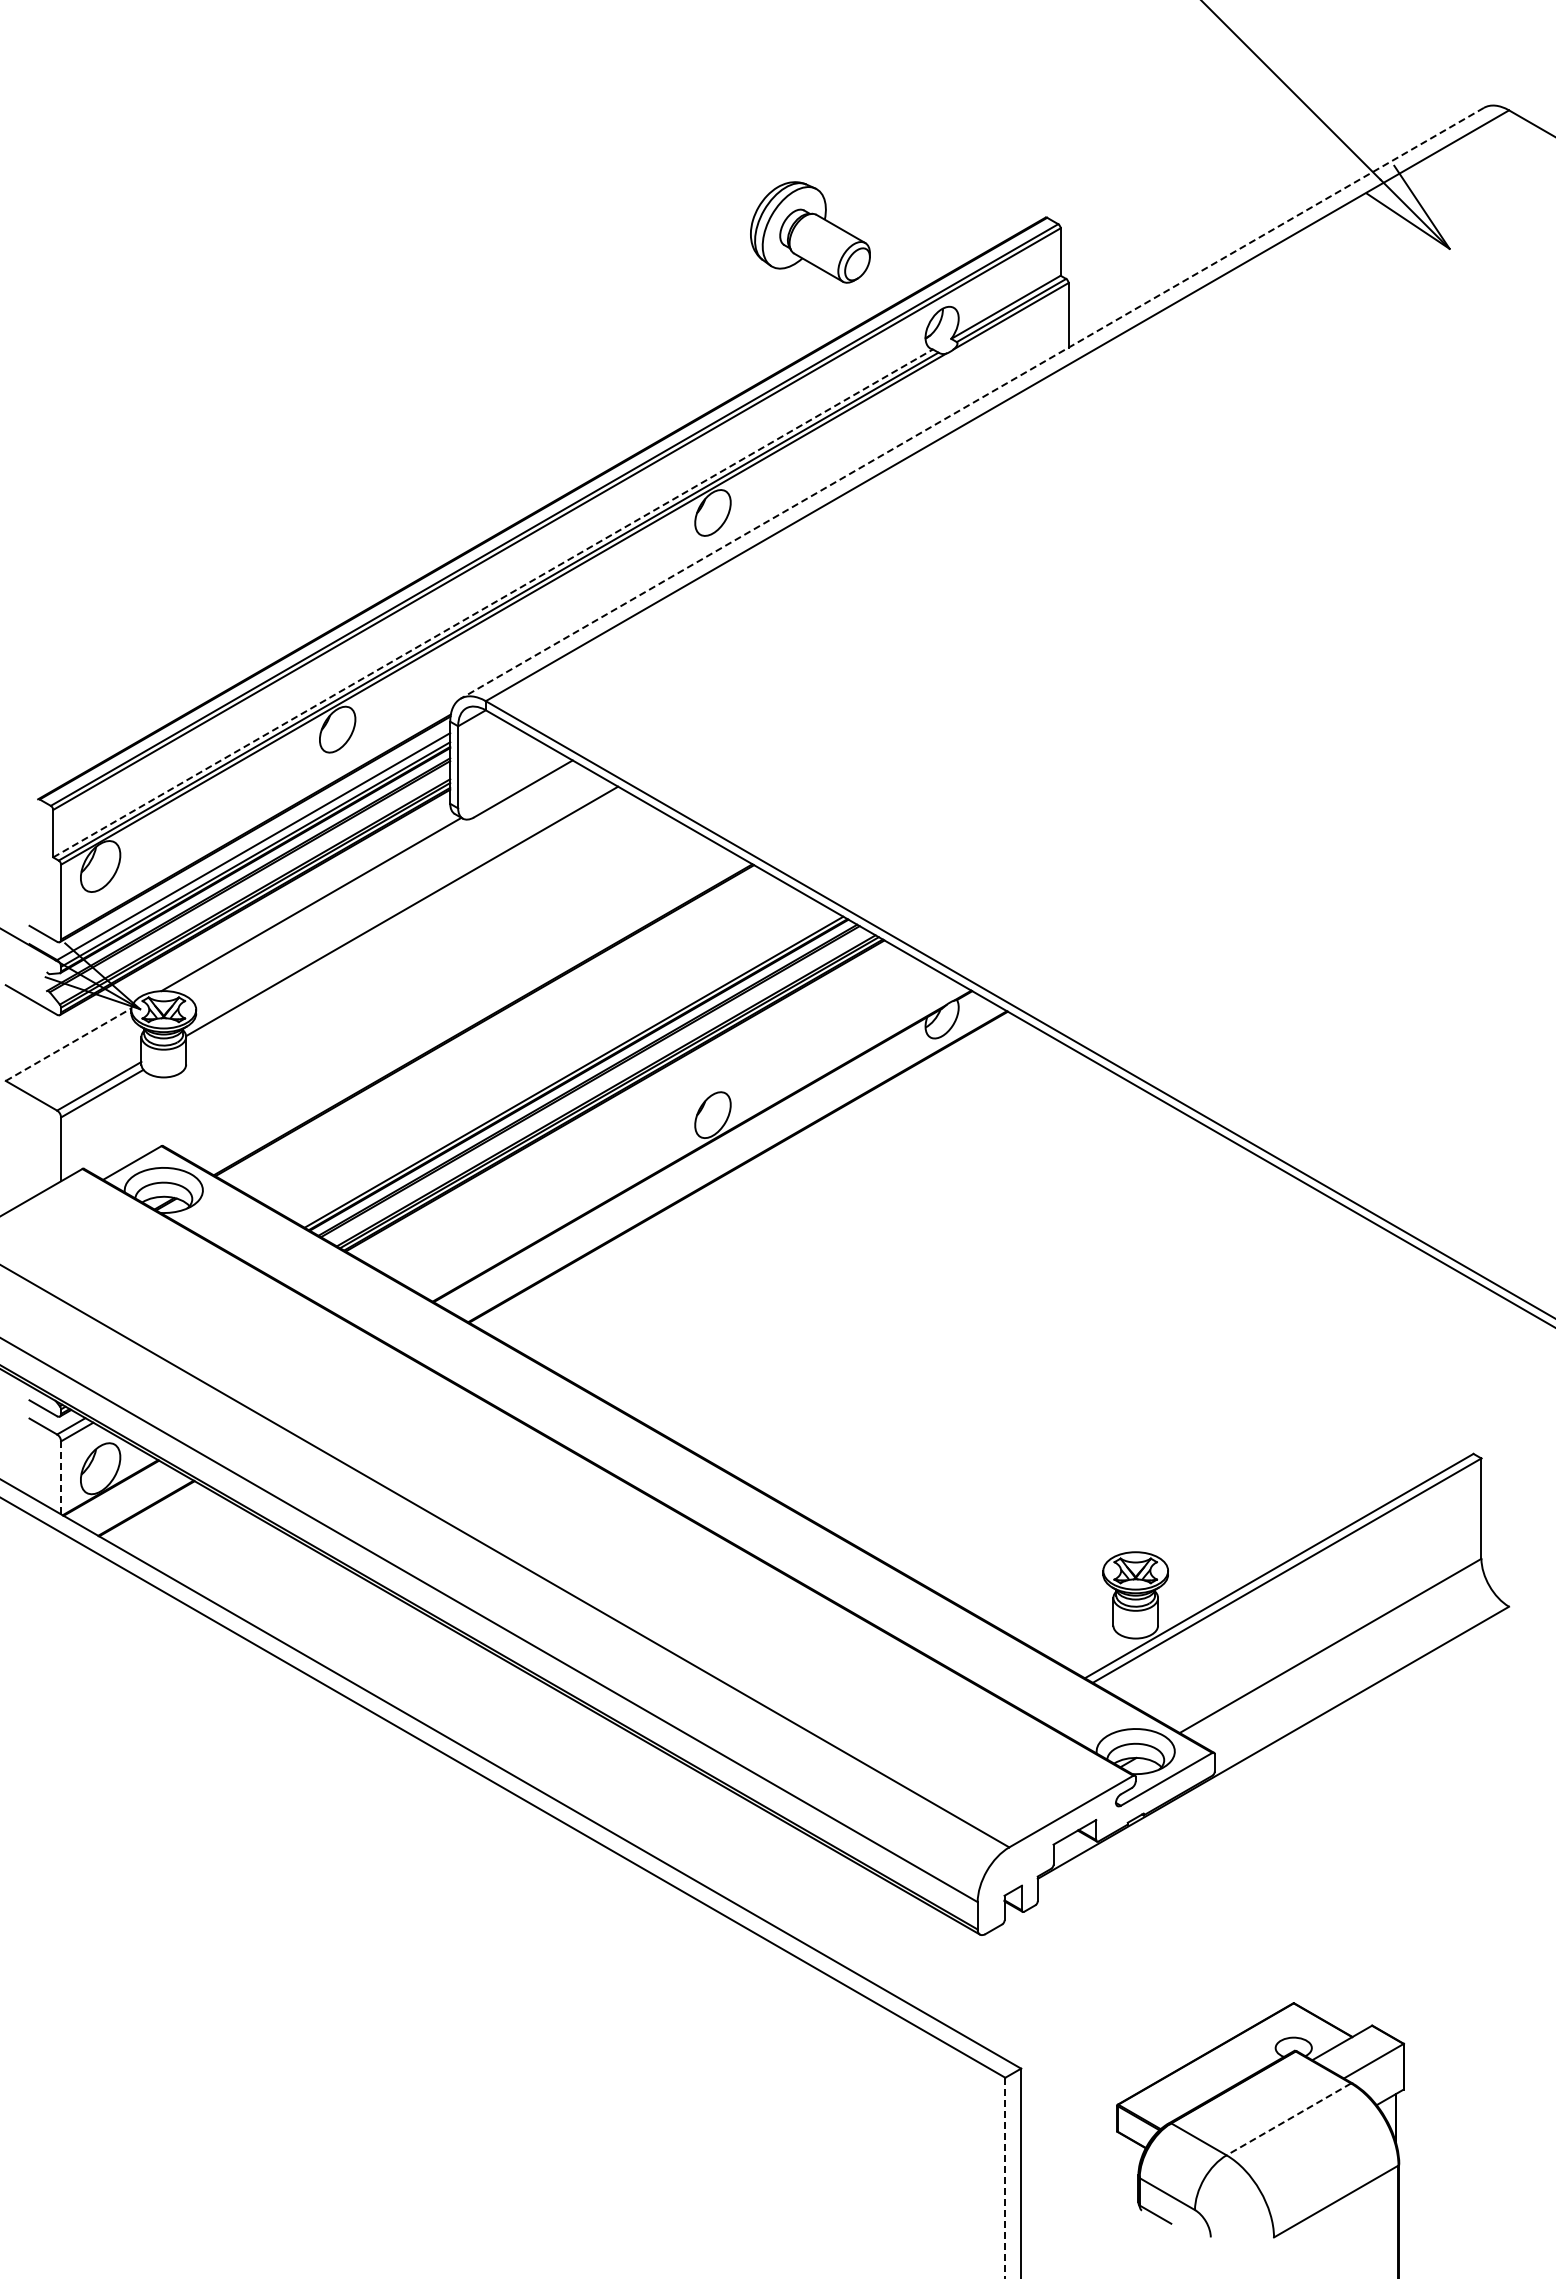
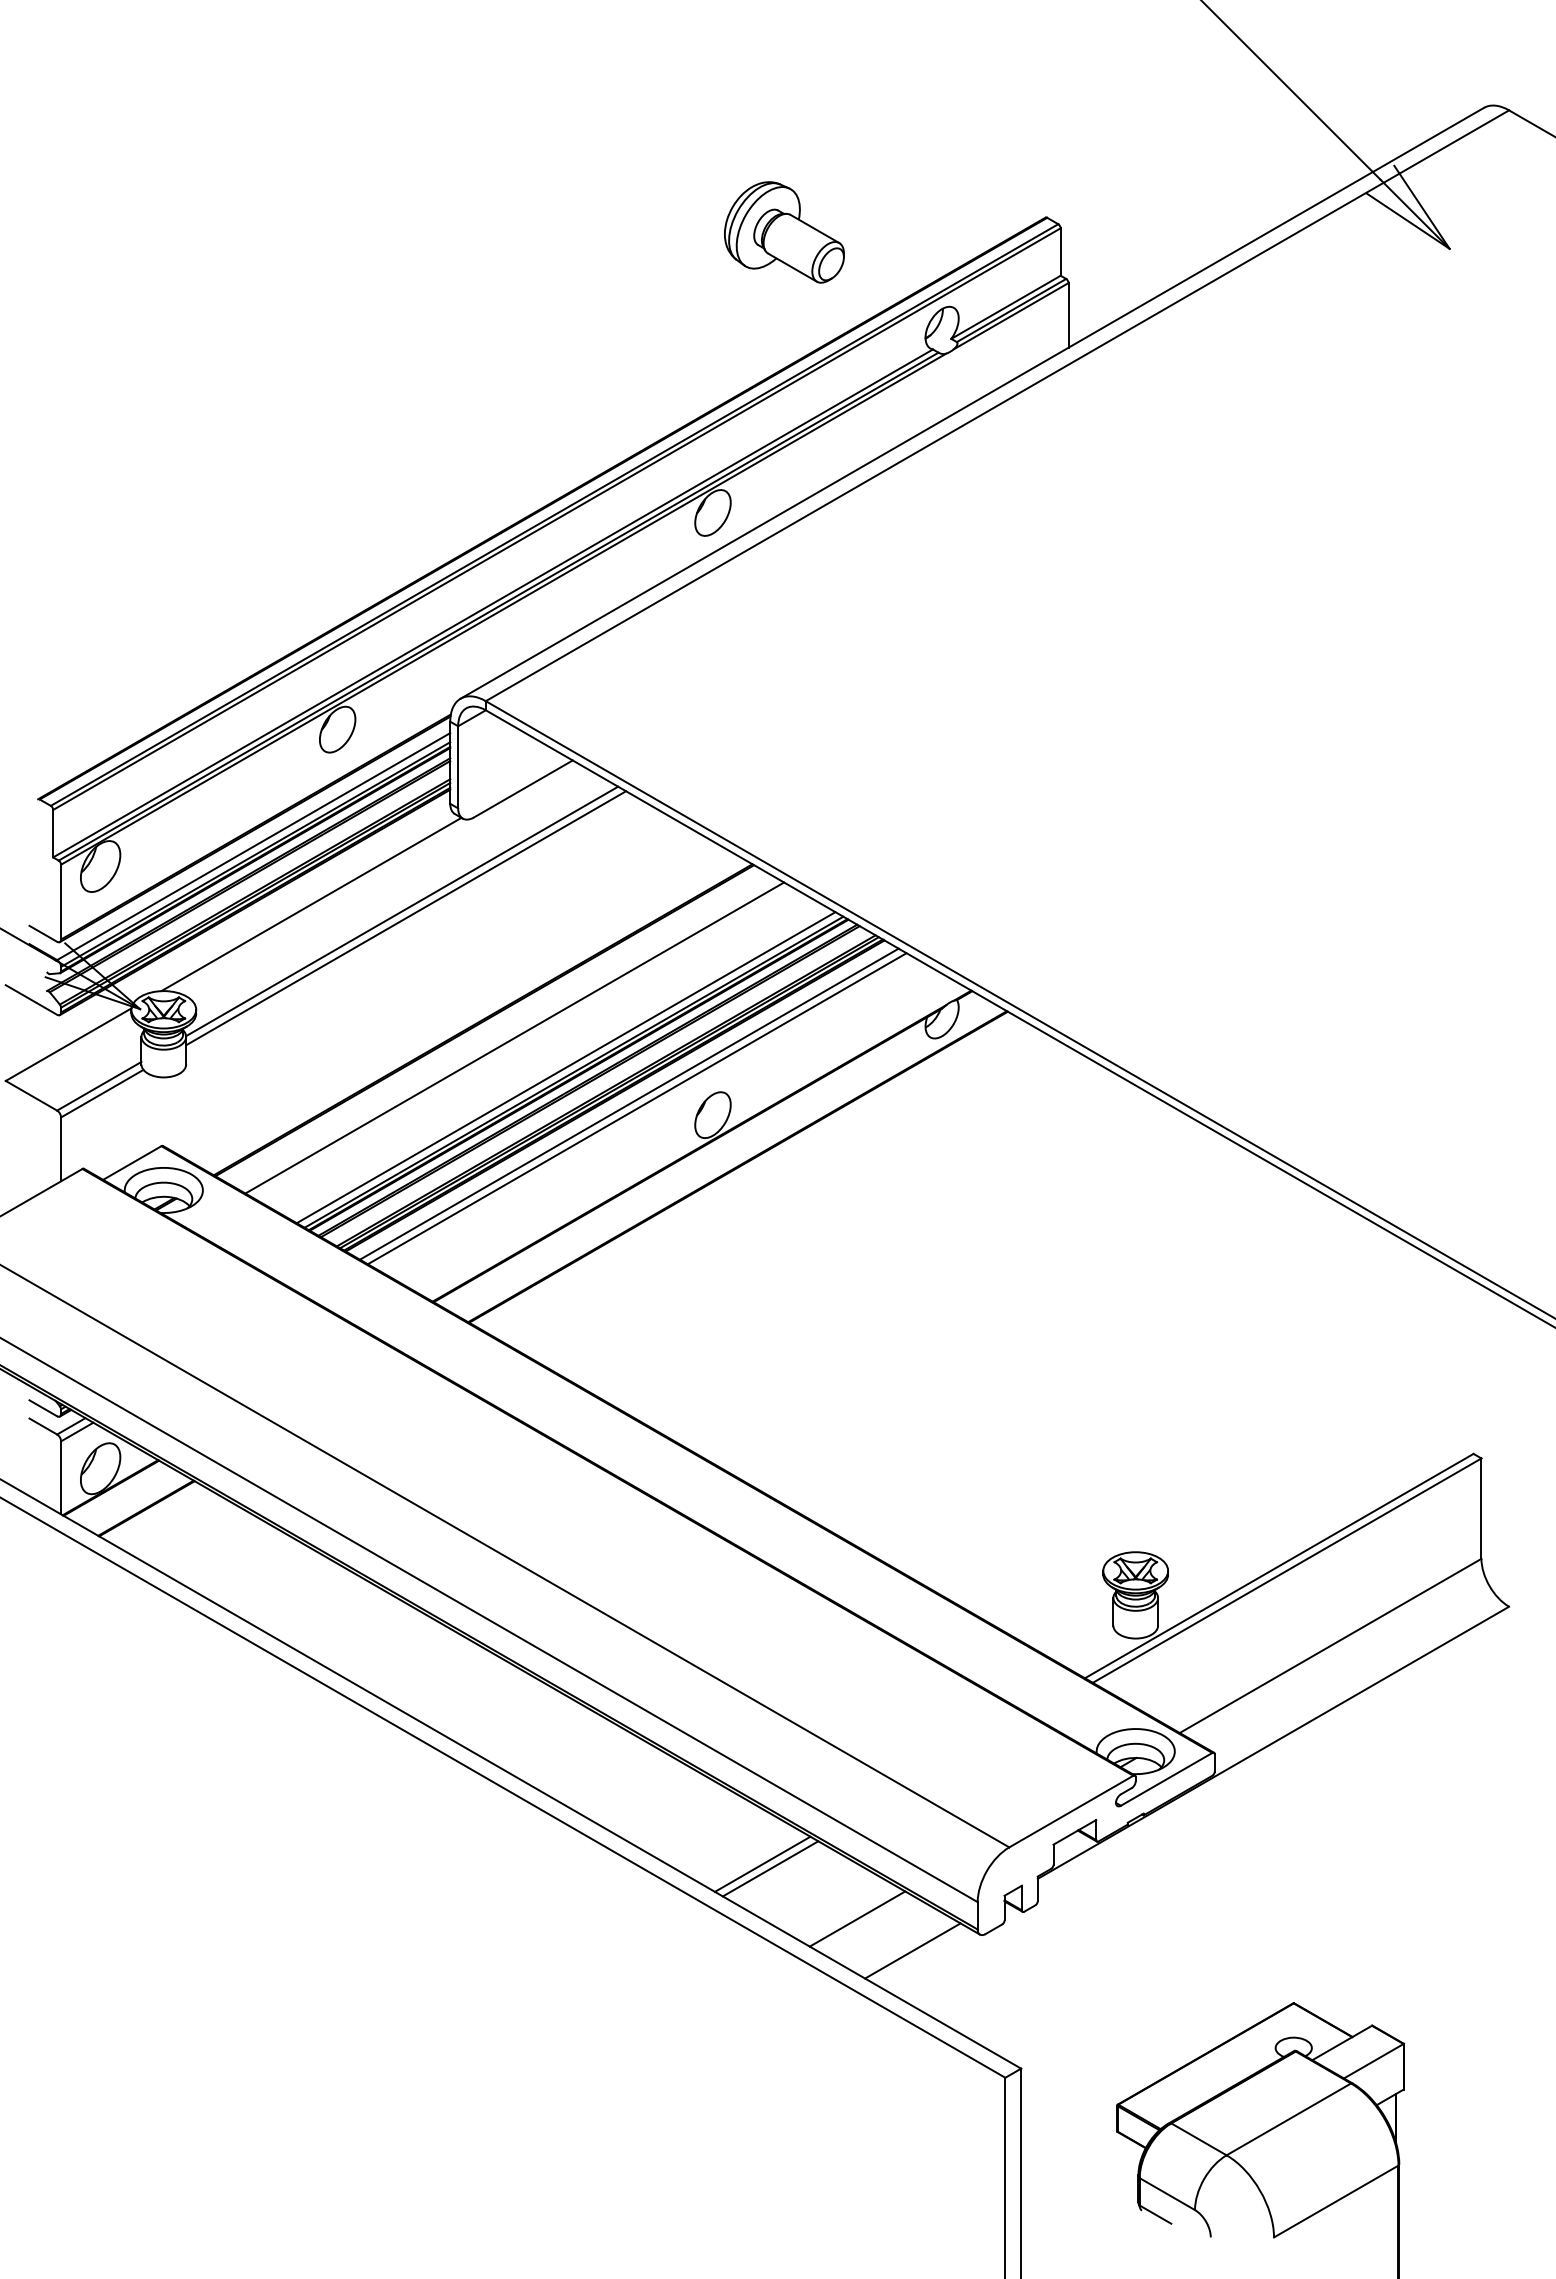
part position: (810, 232) -> (784, 232) (784, 232)
line: dashed -> solid (972, 403)
line: dashed -> solid (493, 603)
line: none -> present (406, 918)
line: none -> present (514, 1037)
line: dashed -> solid (68, 1044)
line: none -> present (565, 1067)
line: none -> present (628, 1103)
line: none -> present (636, 1108)
line: dashed -> solid (61, 1478)
line: none -> present (762, 1863)
line: none -> present (770, 1868)
line: none -> present (857, 1918)
line: none -> present (912, 1950)
line: dashed -> solid (1288, 2119)
line: dashed -> solid (1005, 2178)
